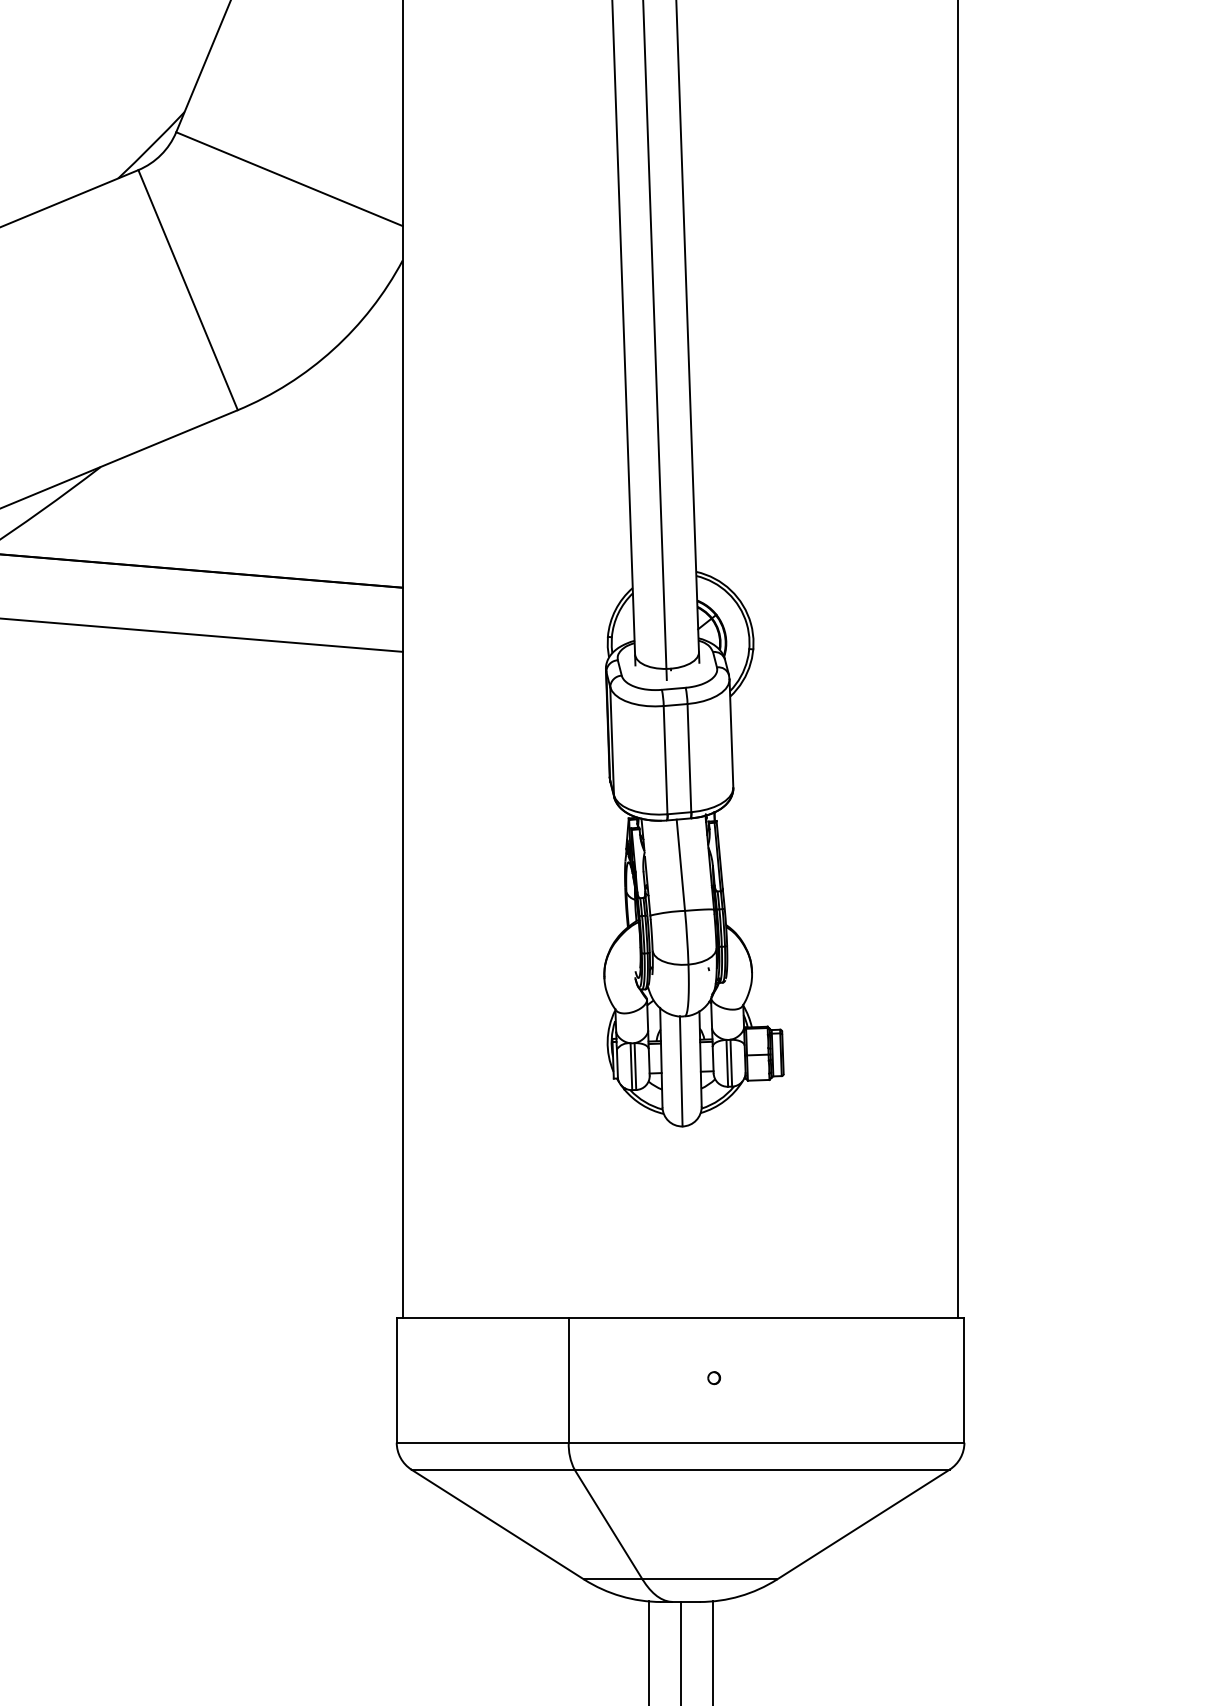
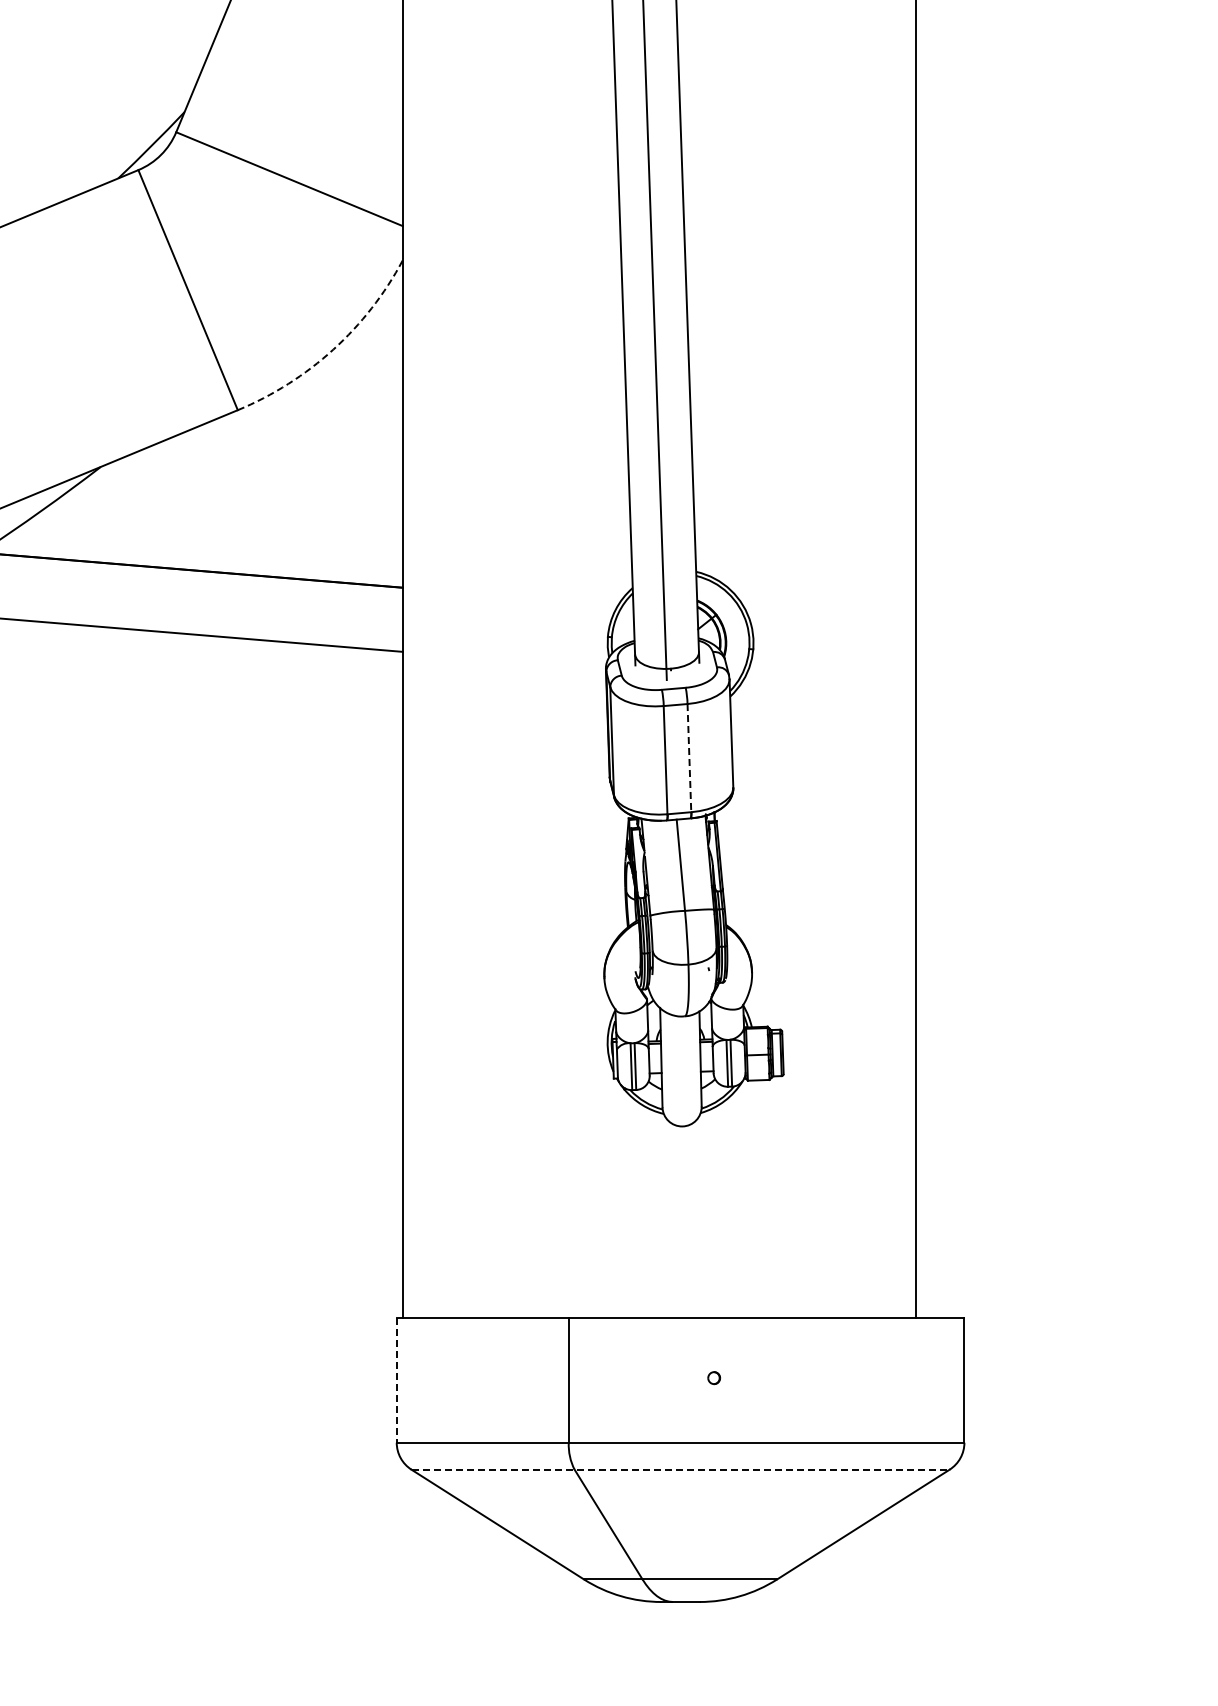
arc: solid -> dashed (333, 349)
line position: (958, 660) -> (916, 660) (916, 660)
line: solid -> dashed (689, 758)
line: present -> none (680, 1071)
line: solid -> dashed (396, 1380)
line: solid -> dashed (681, 1469)
line: present -> none (648, 1651)
line: present -> none (680, 1651)
line: present -> none (712, 1651)
